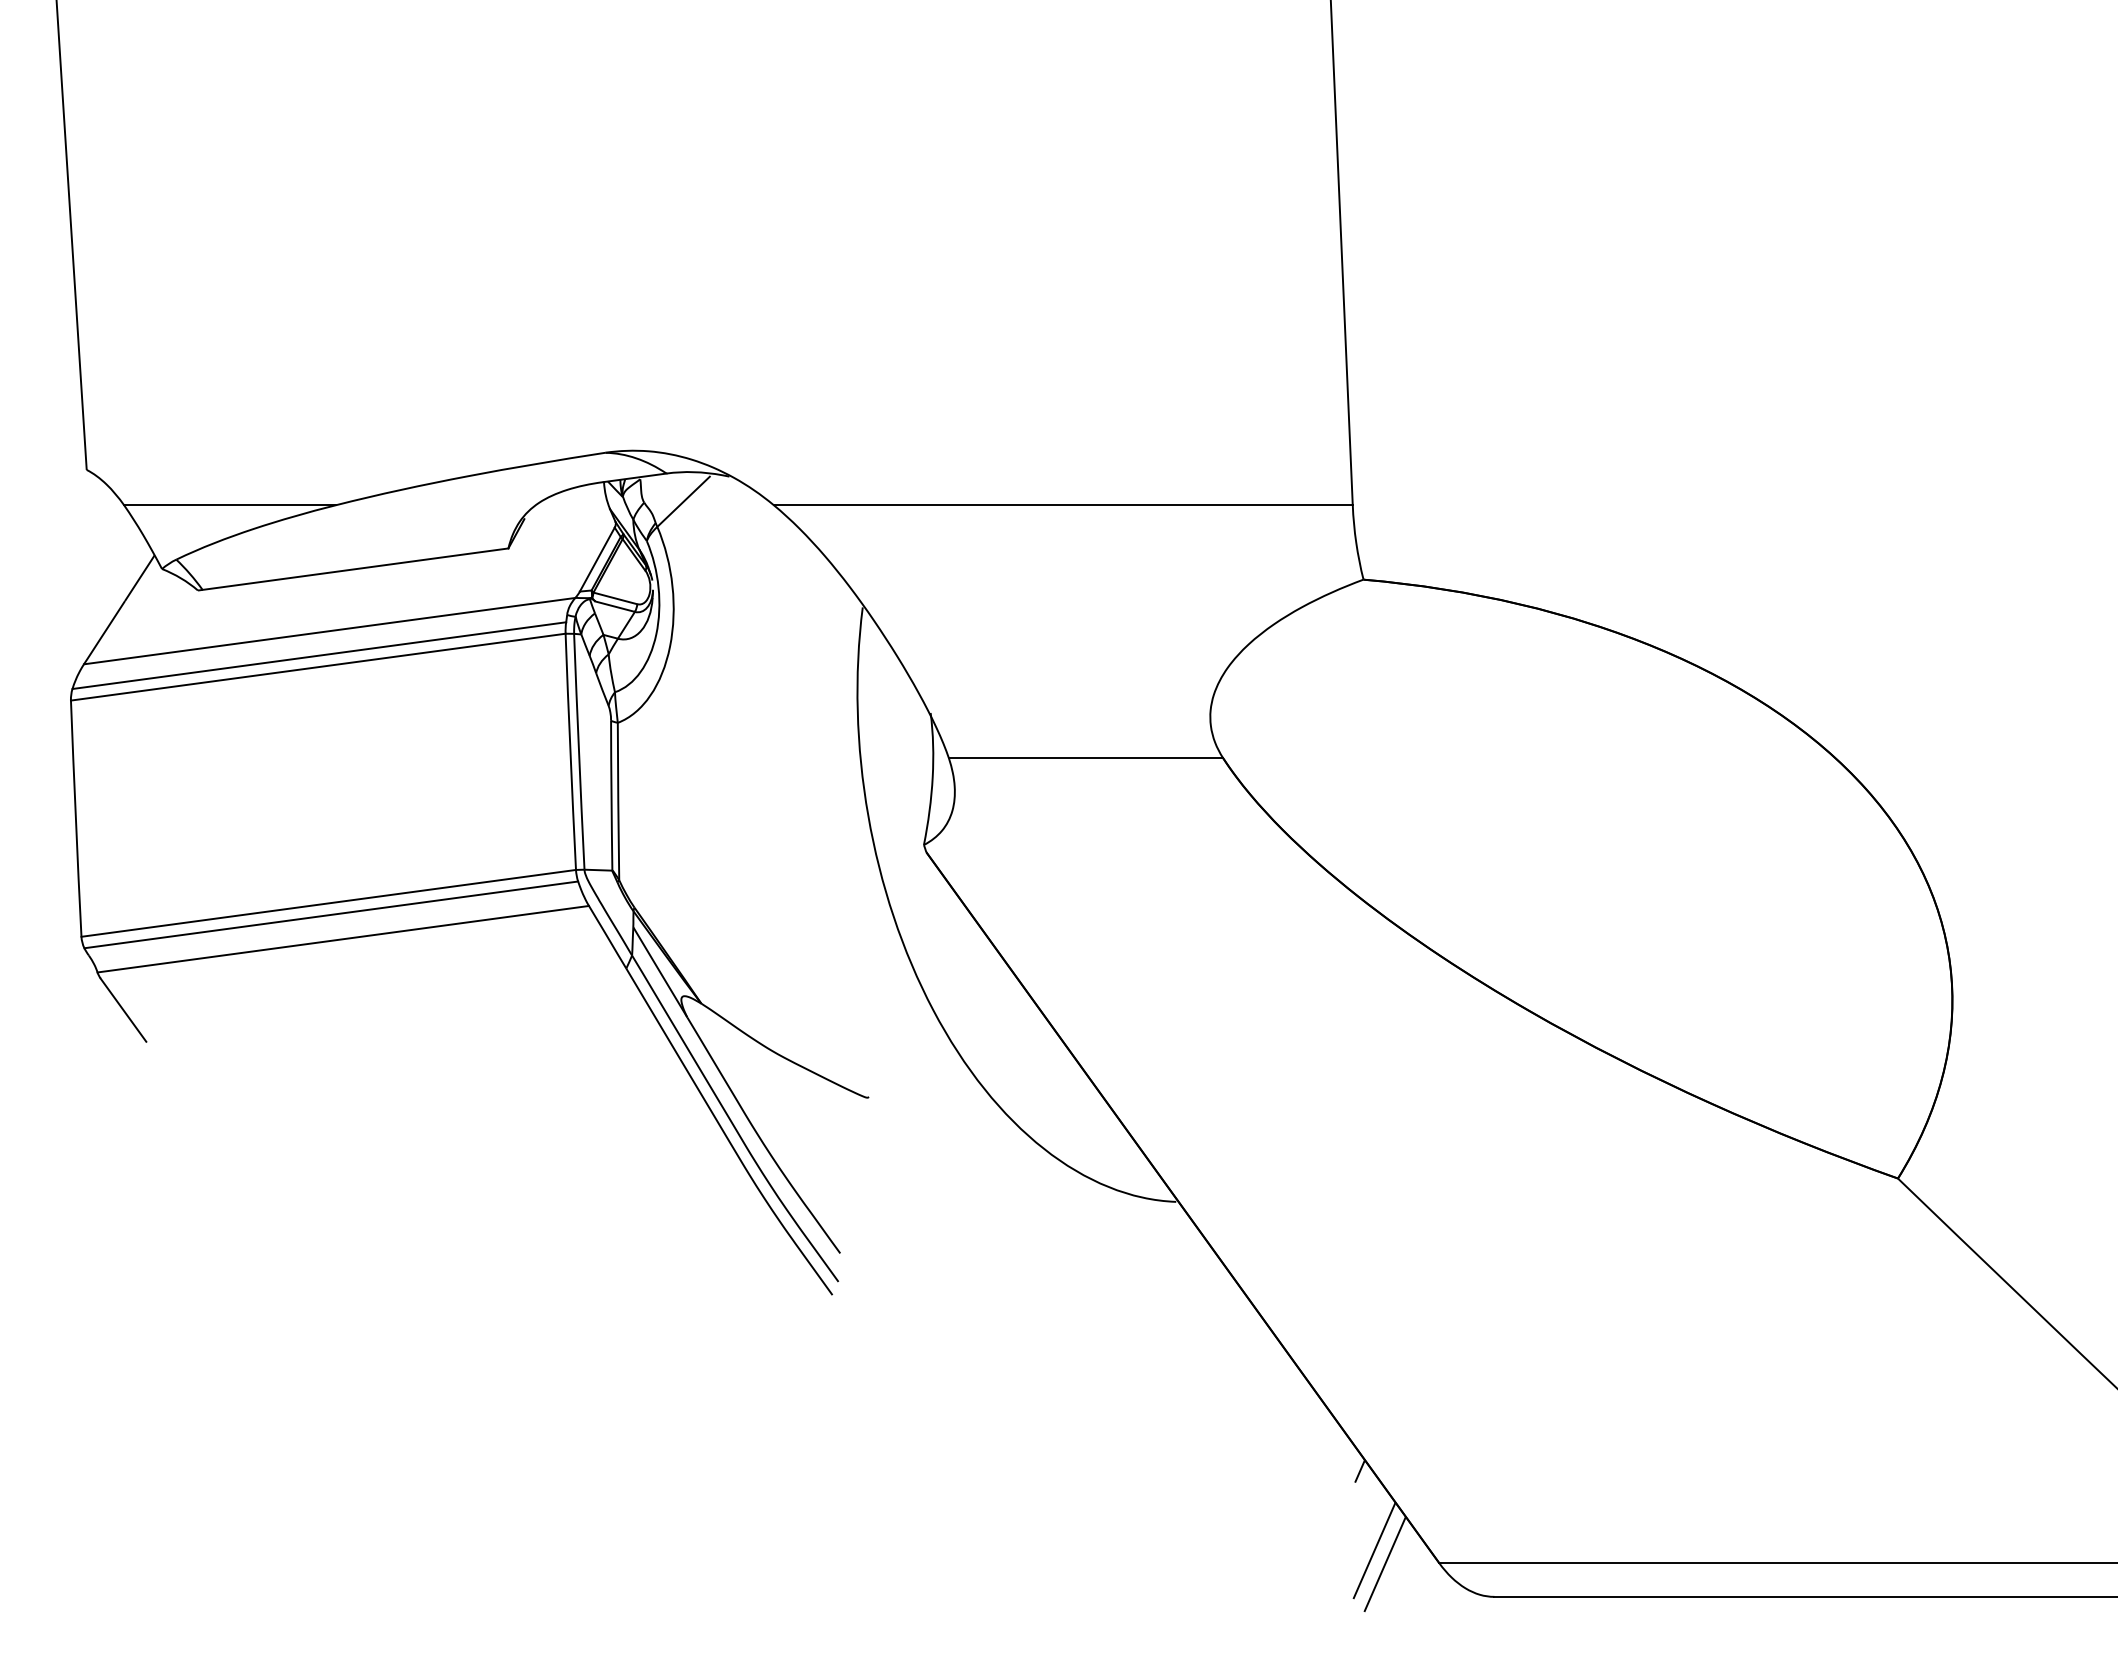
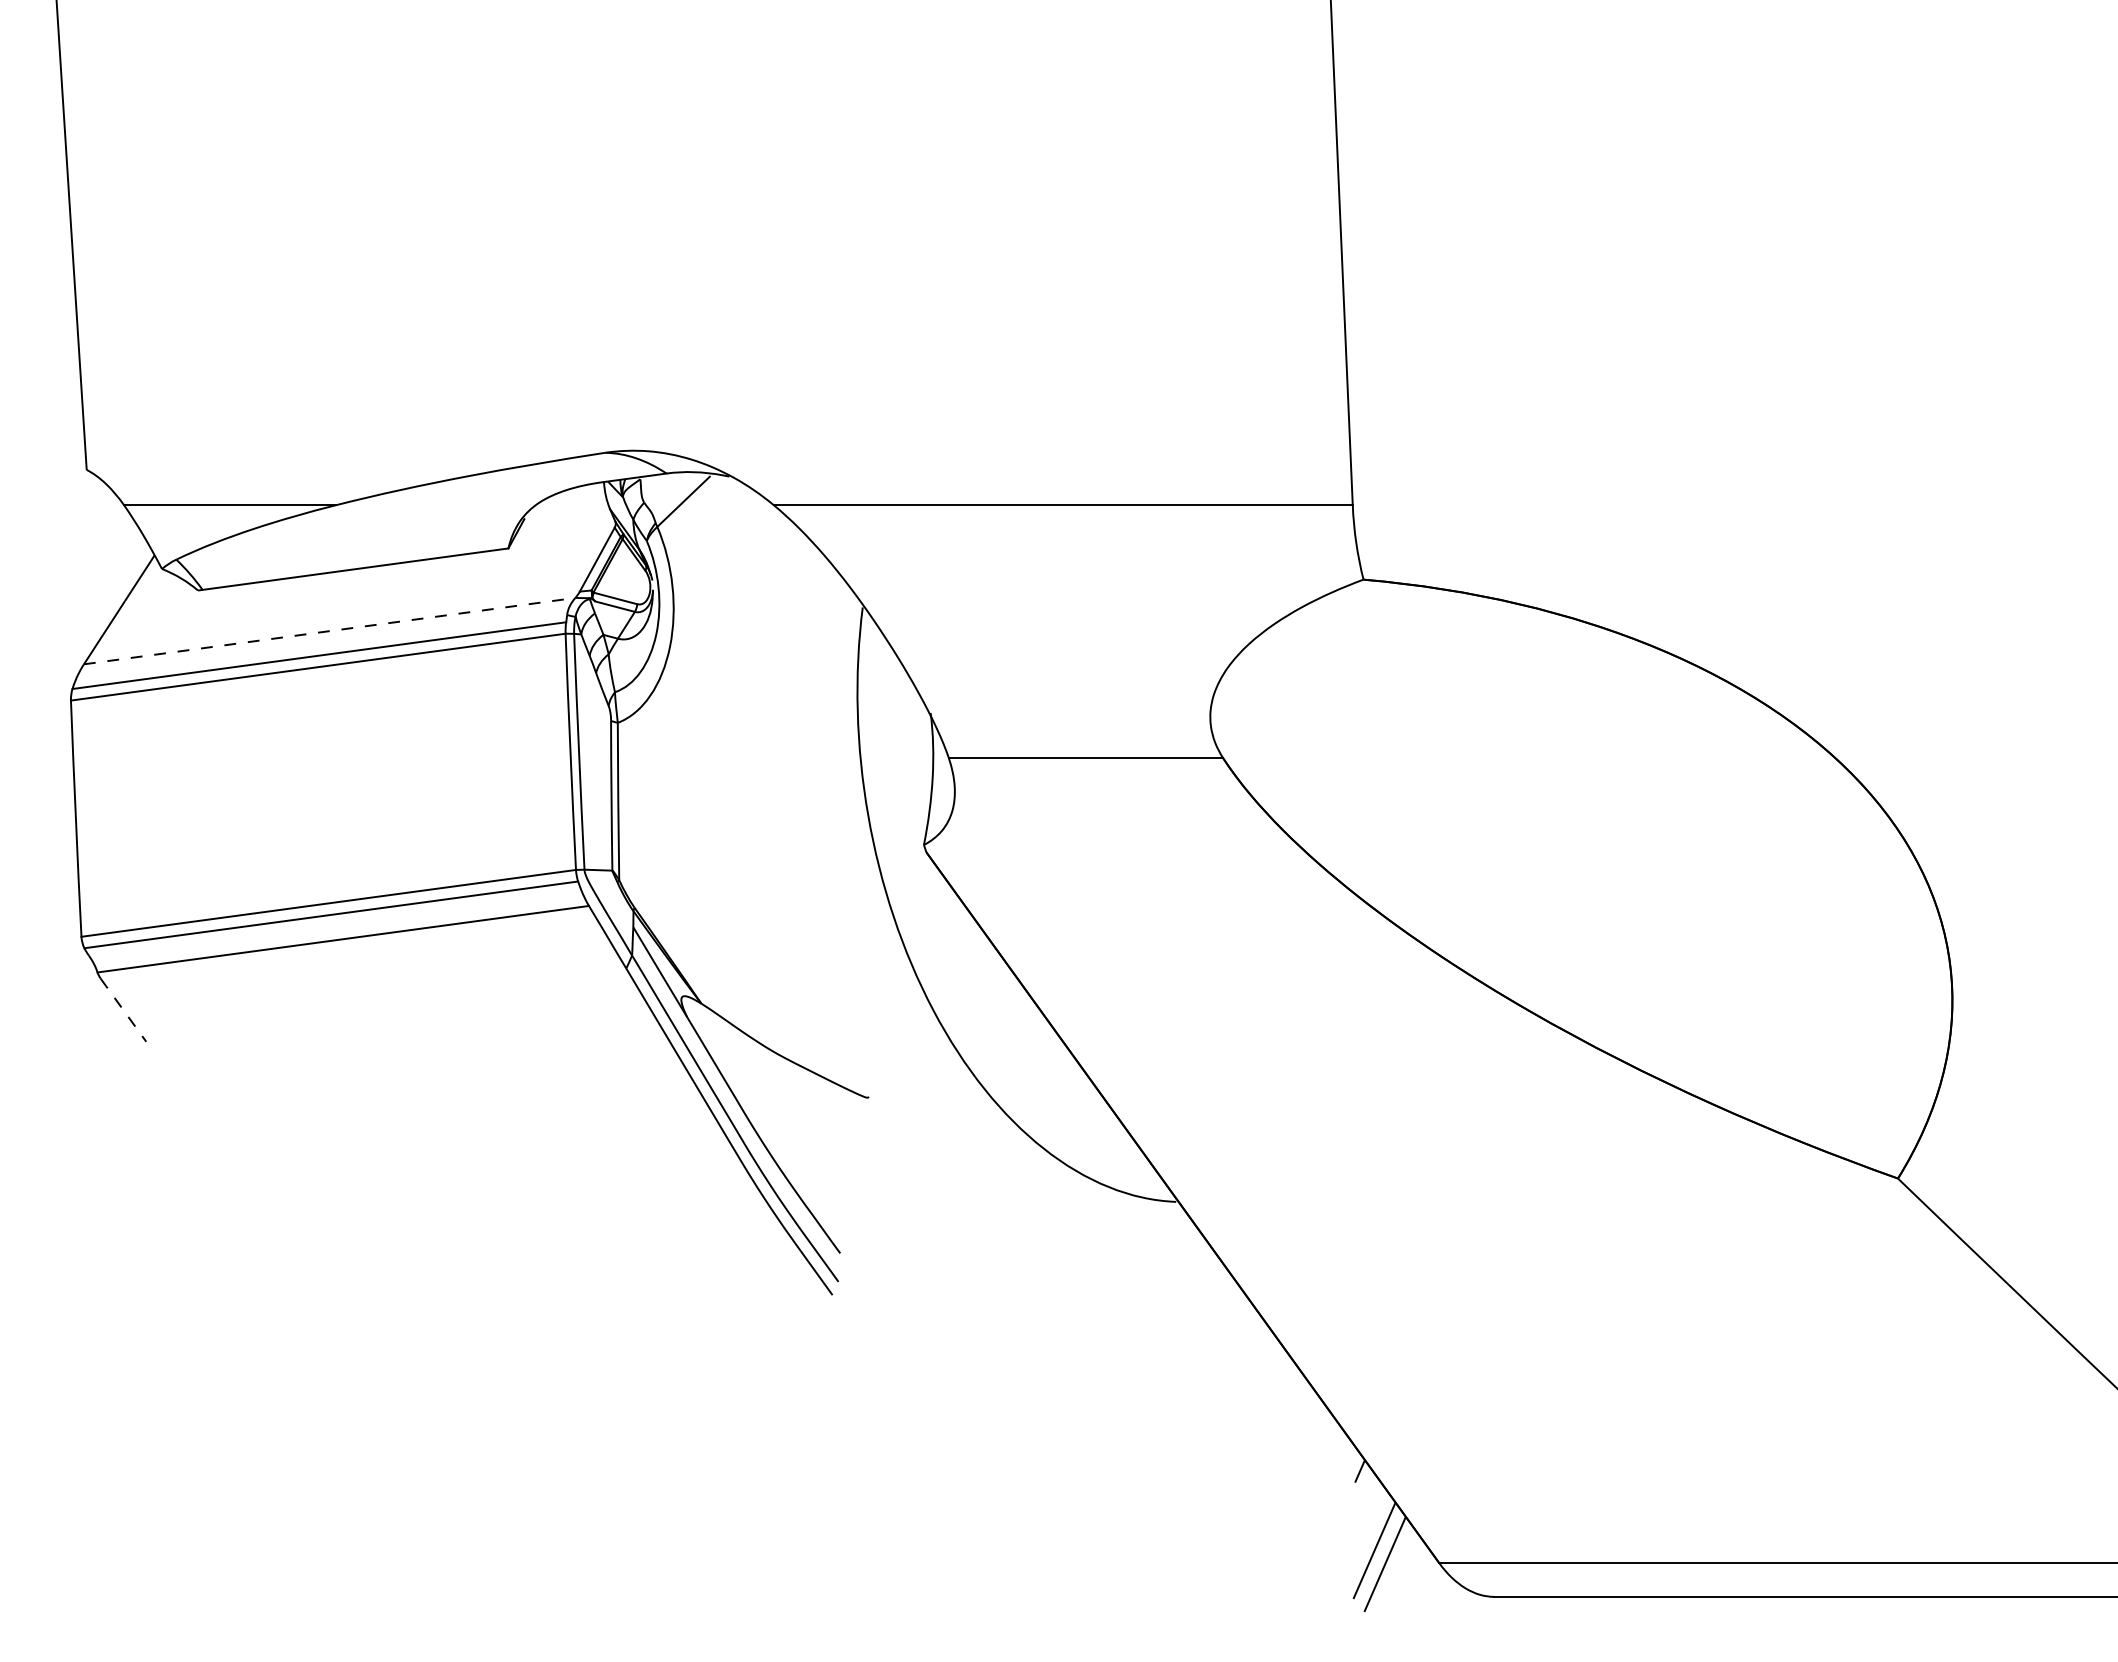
line: solid -> dashed (329, 631)
line: solid -> dashed (123, 1010)
